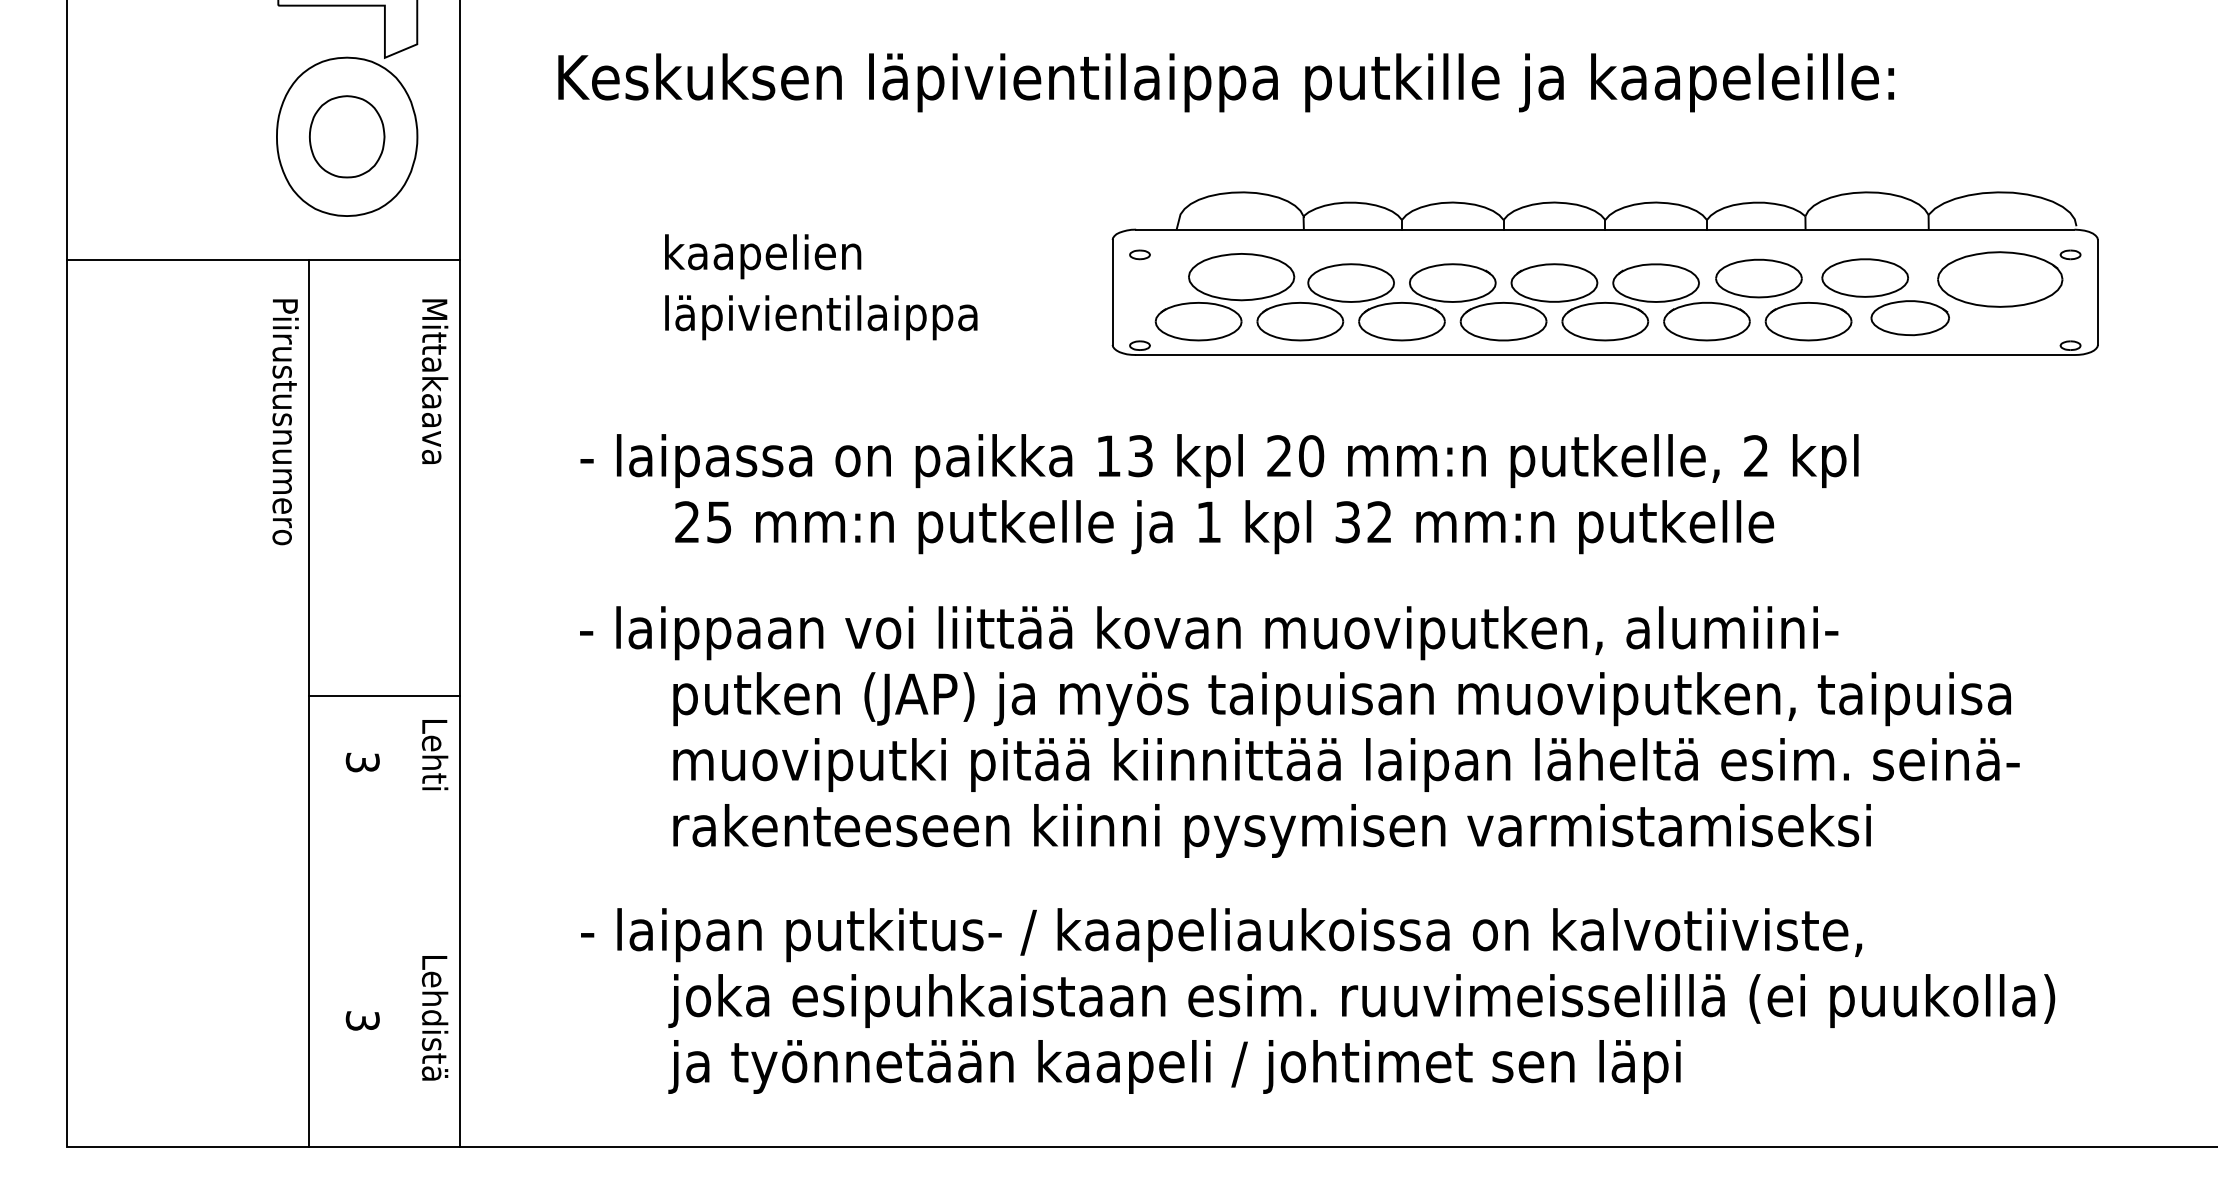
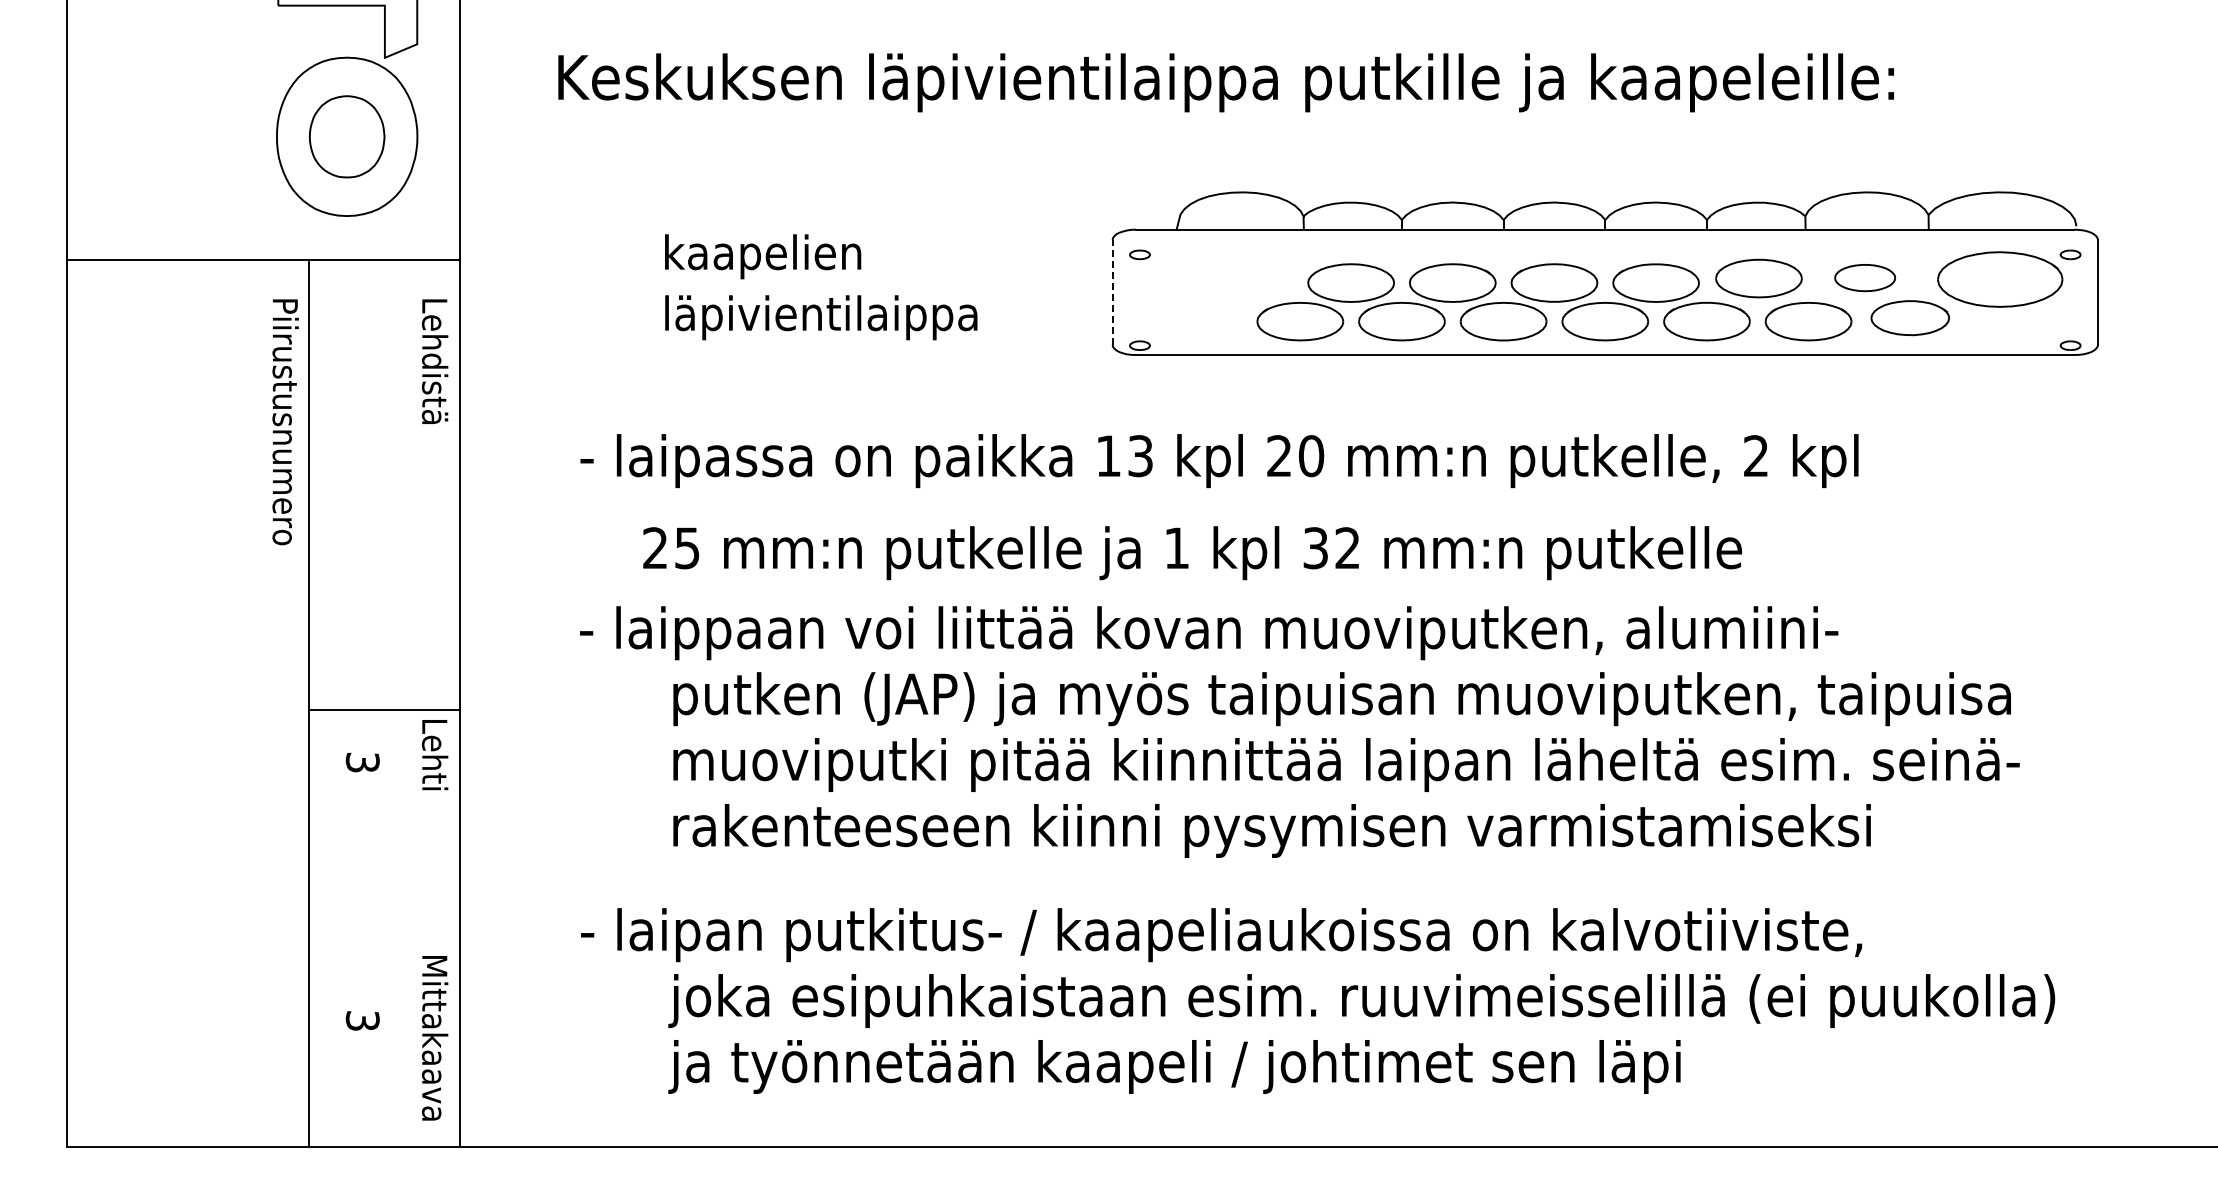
part size: 88x40 px -> 62x29 px (1864, 278)
line: solid -> dashed (1112, 291)
part: present -> none (1224, 297)
text: Mittakaava -> Lehdistä (434, 382)
text position: (1224, 527) -> (1192, 553) (1192, 553)
line position: (384, 695) -> (384, 709) (384, 709)
text: Lehdistä -> Mittakaava (434, 1039)
